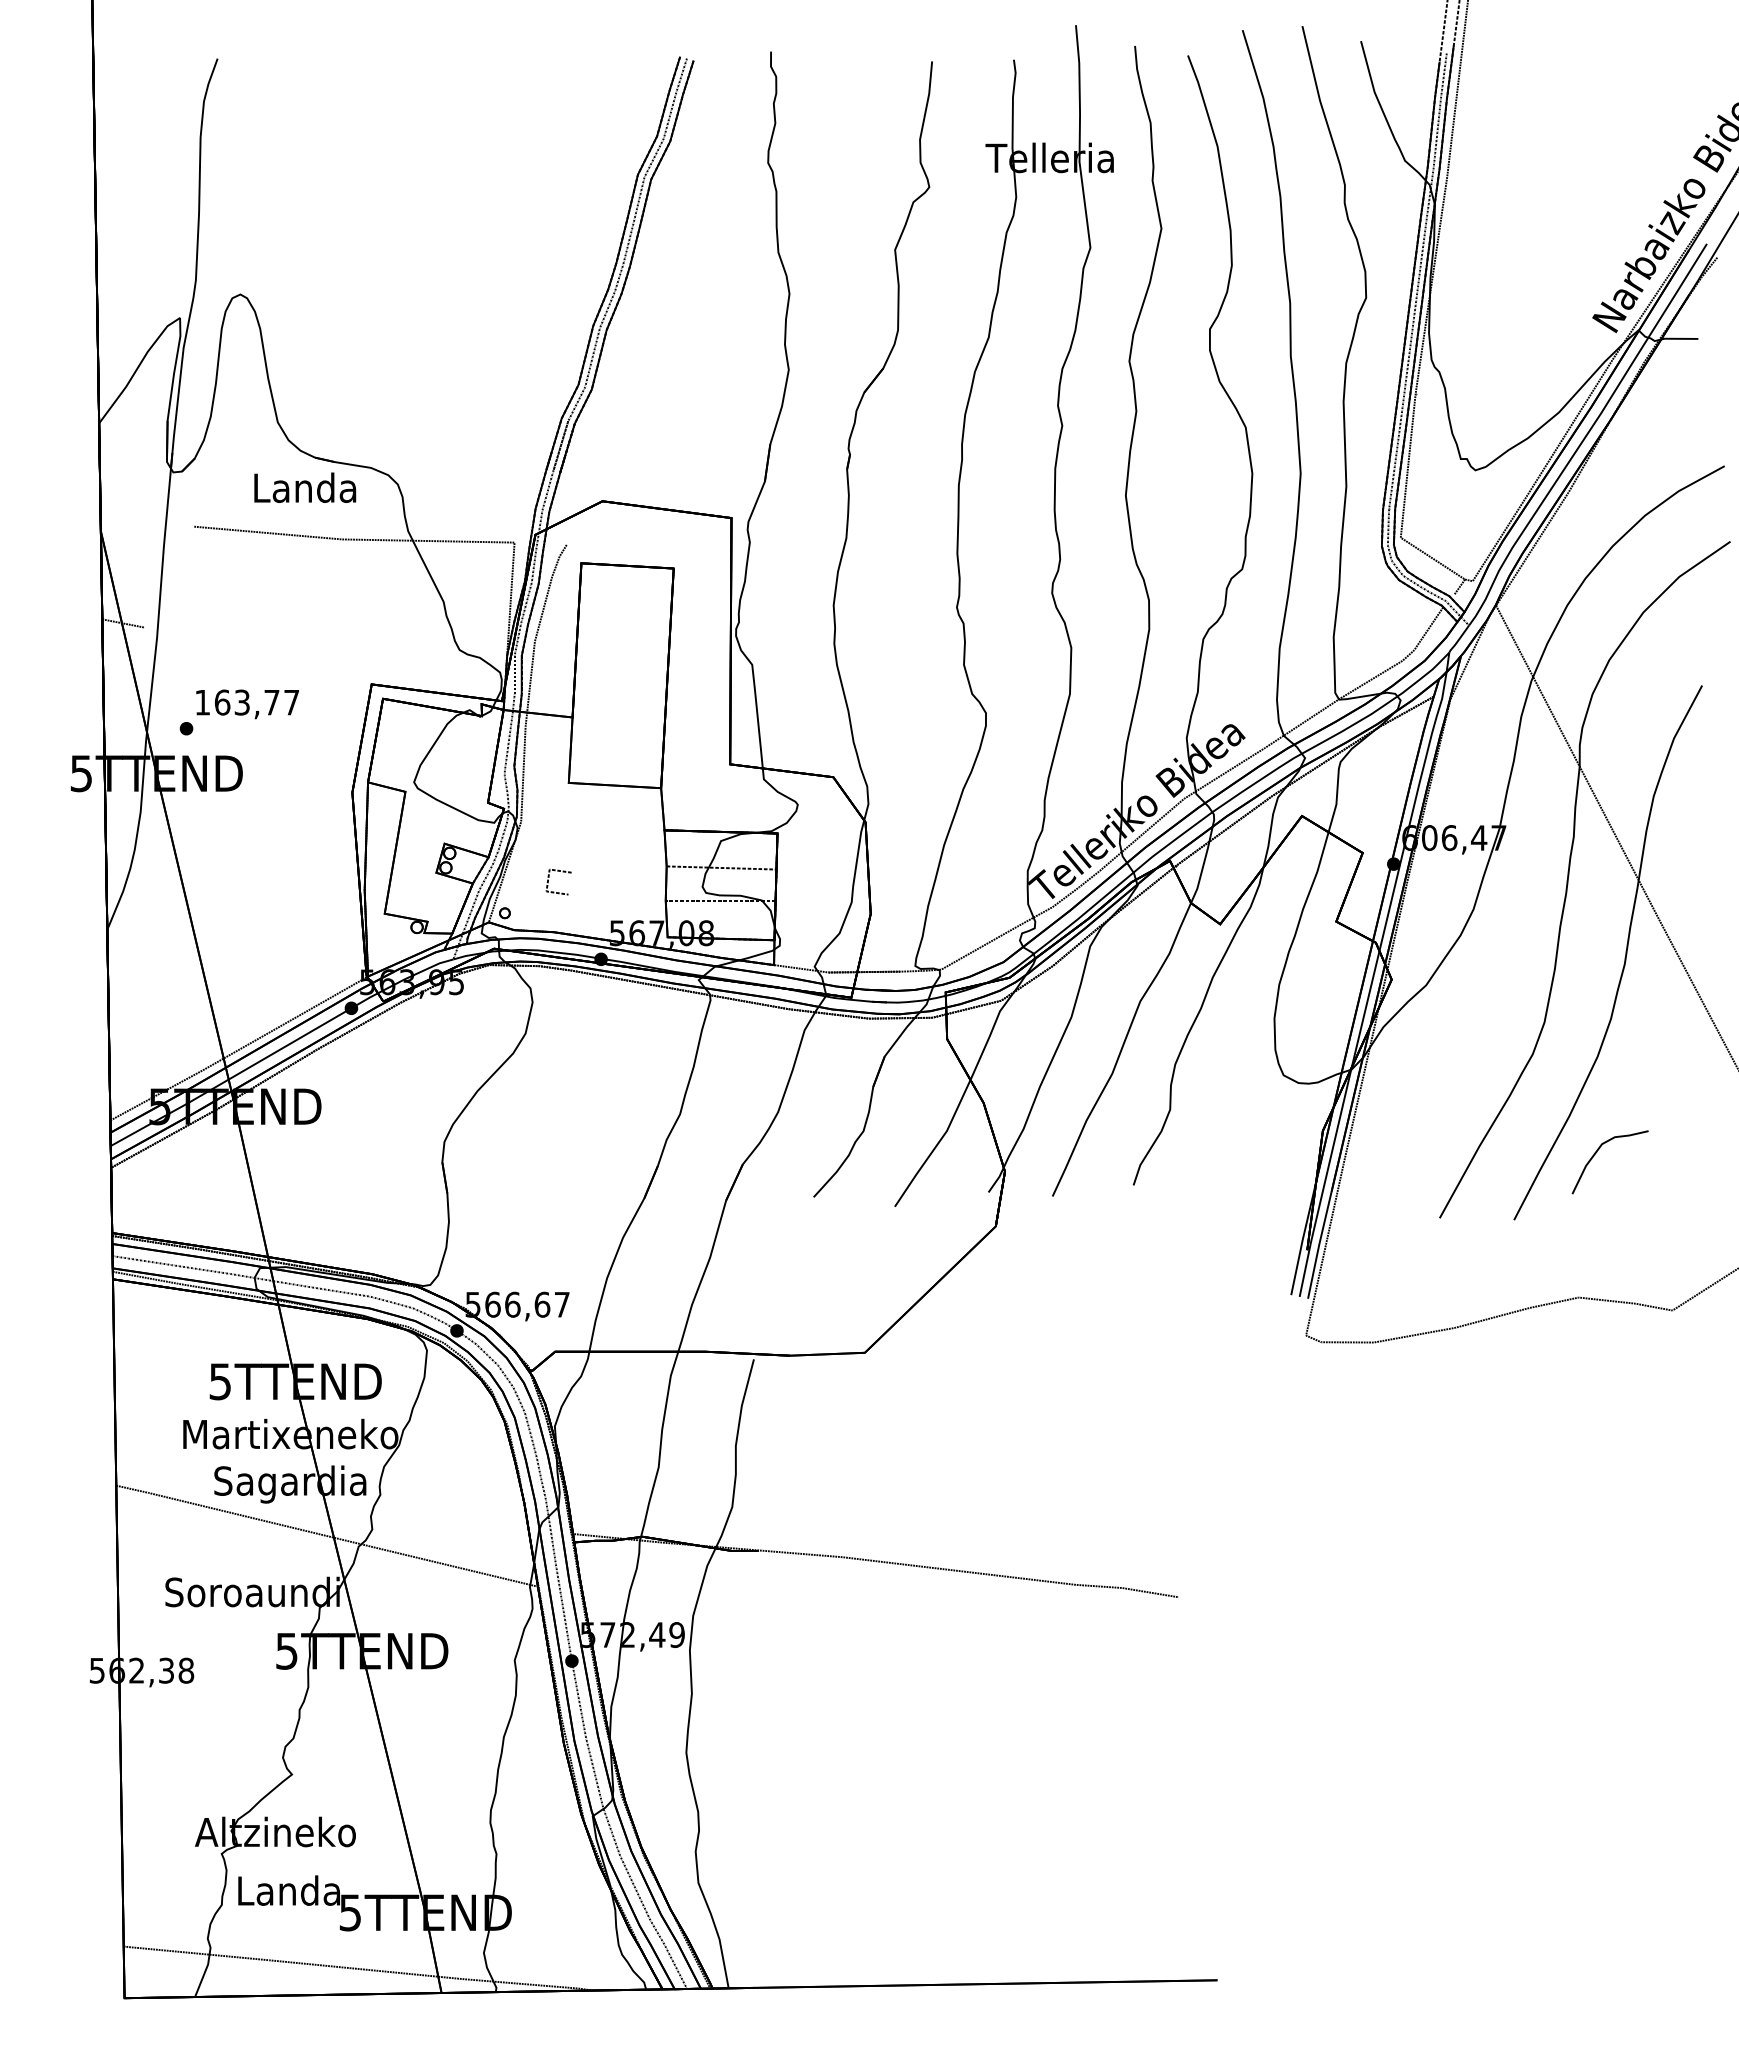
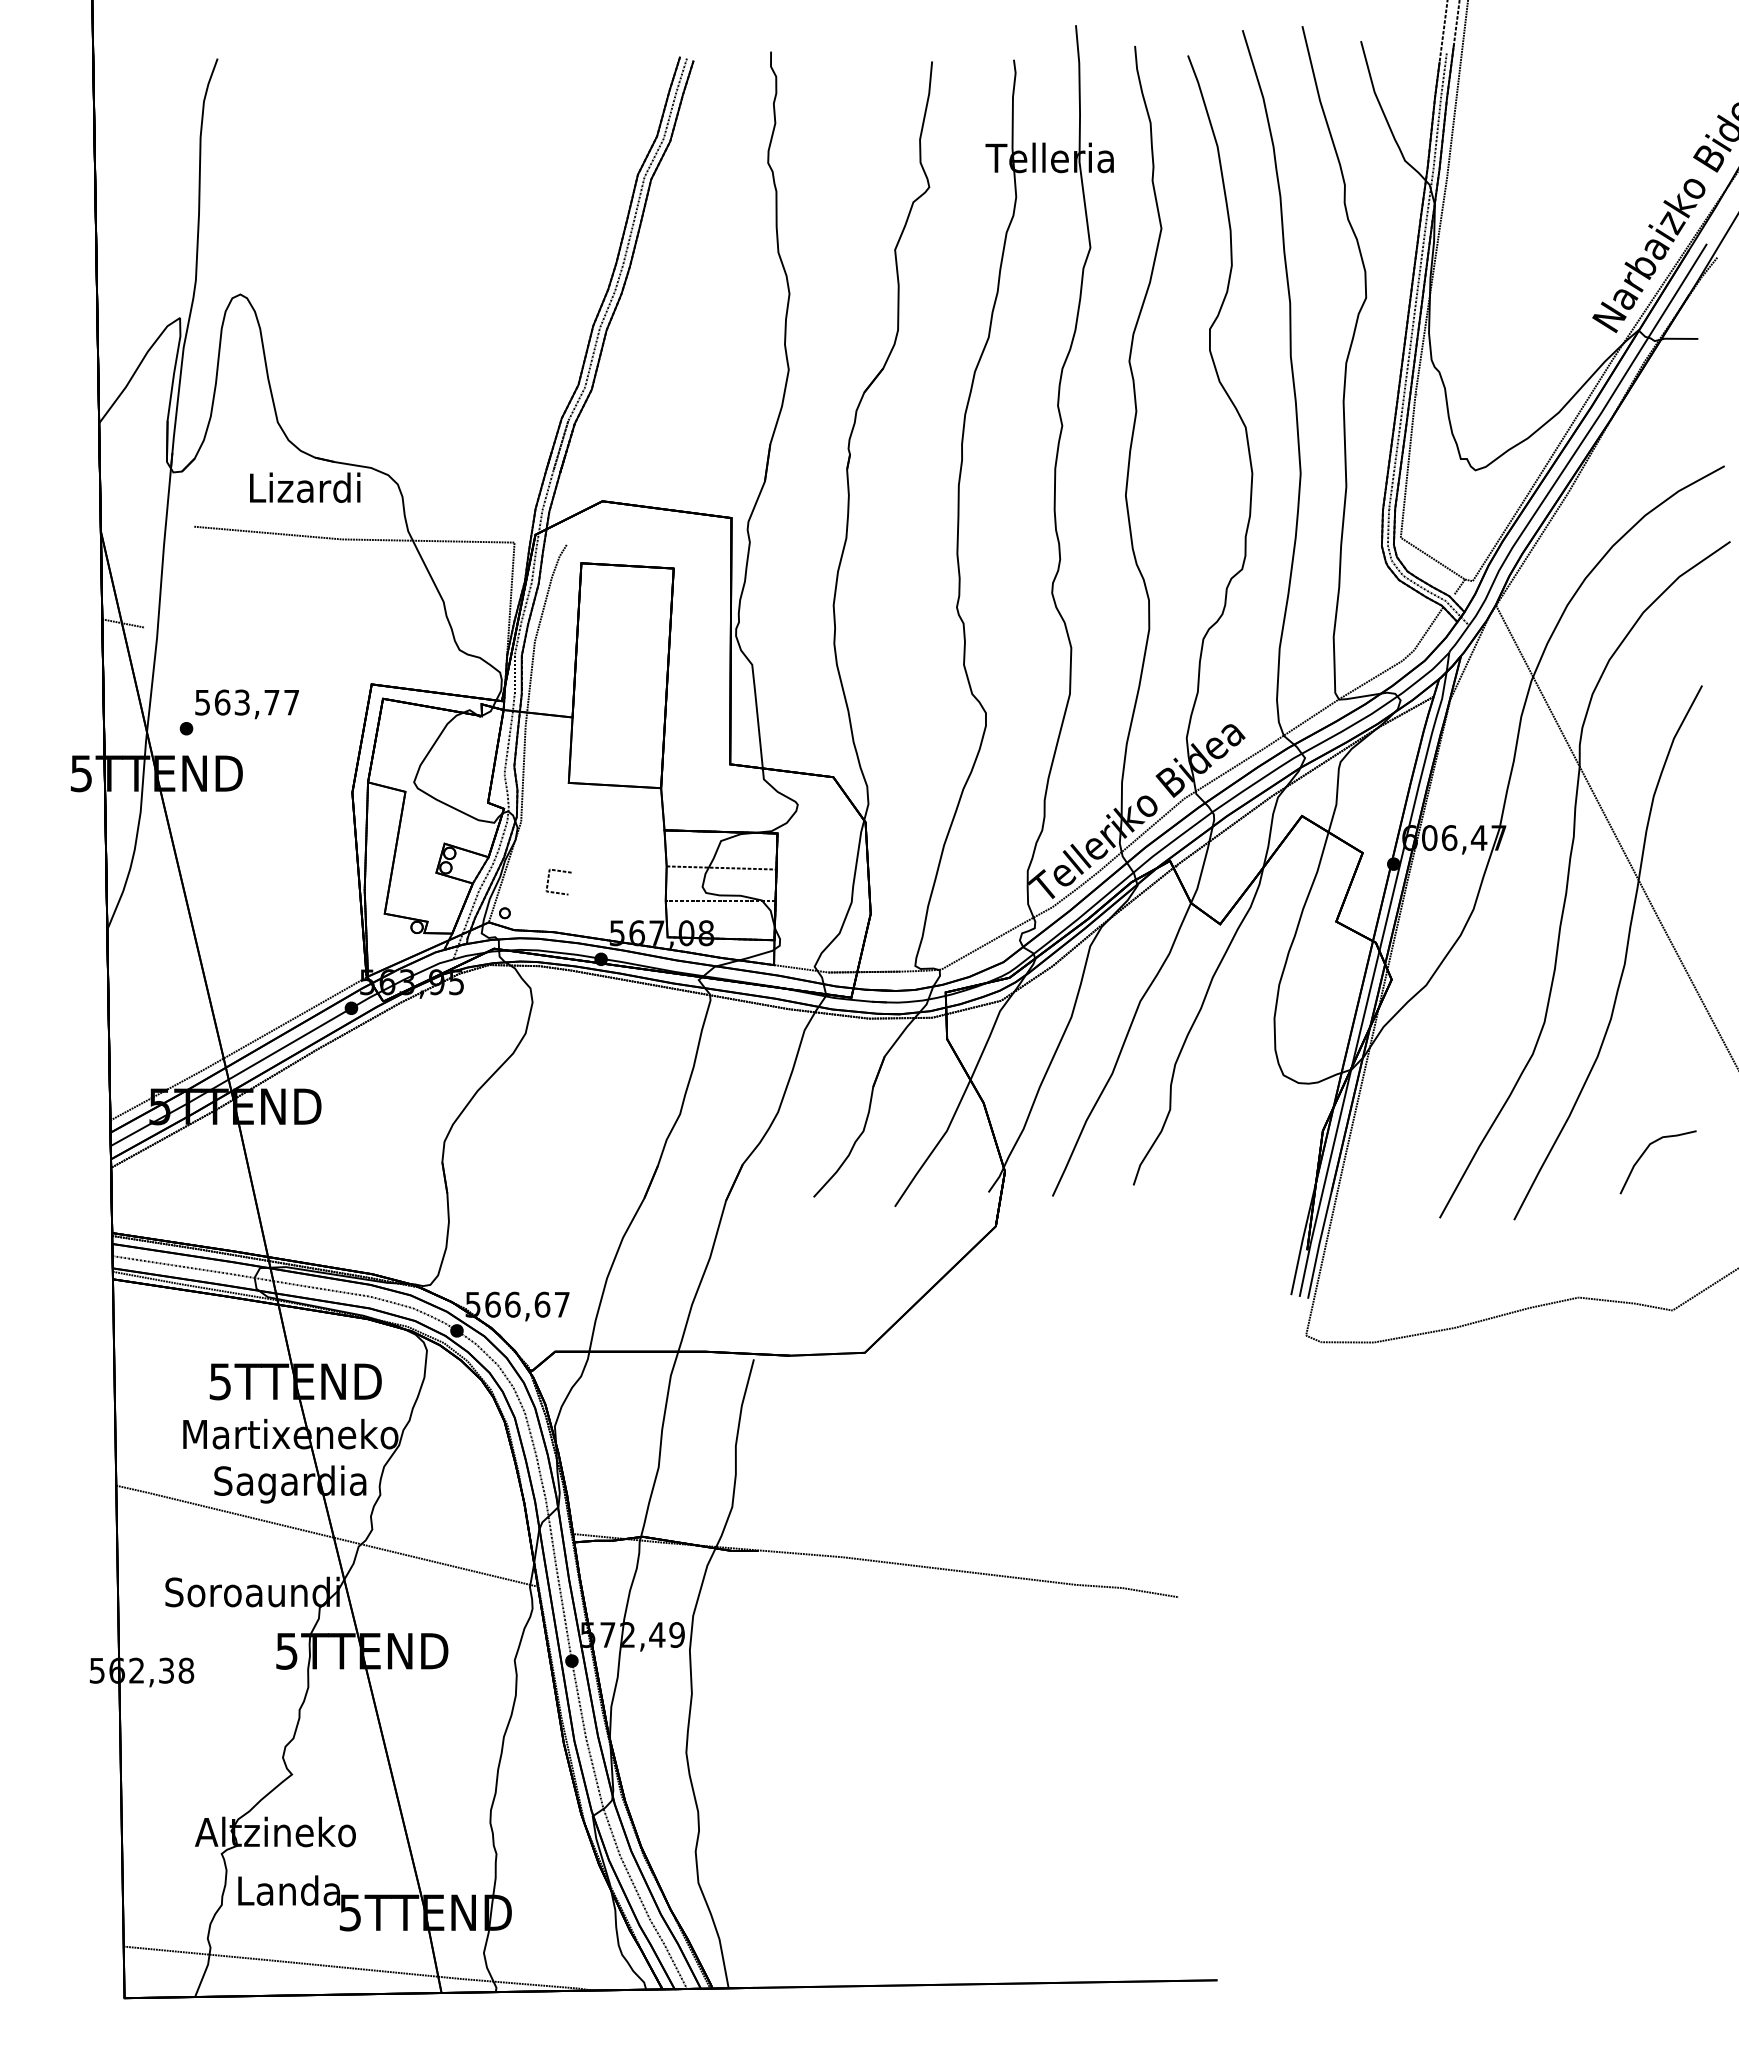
text: Landa -> Lizardi (305, 487)
text: 163,77 -> 563,77 (202, 702)
curve position: (1597, 1152) -> (1645, 1152) (1645, 1152)
